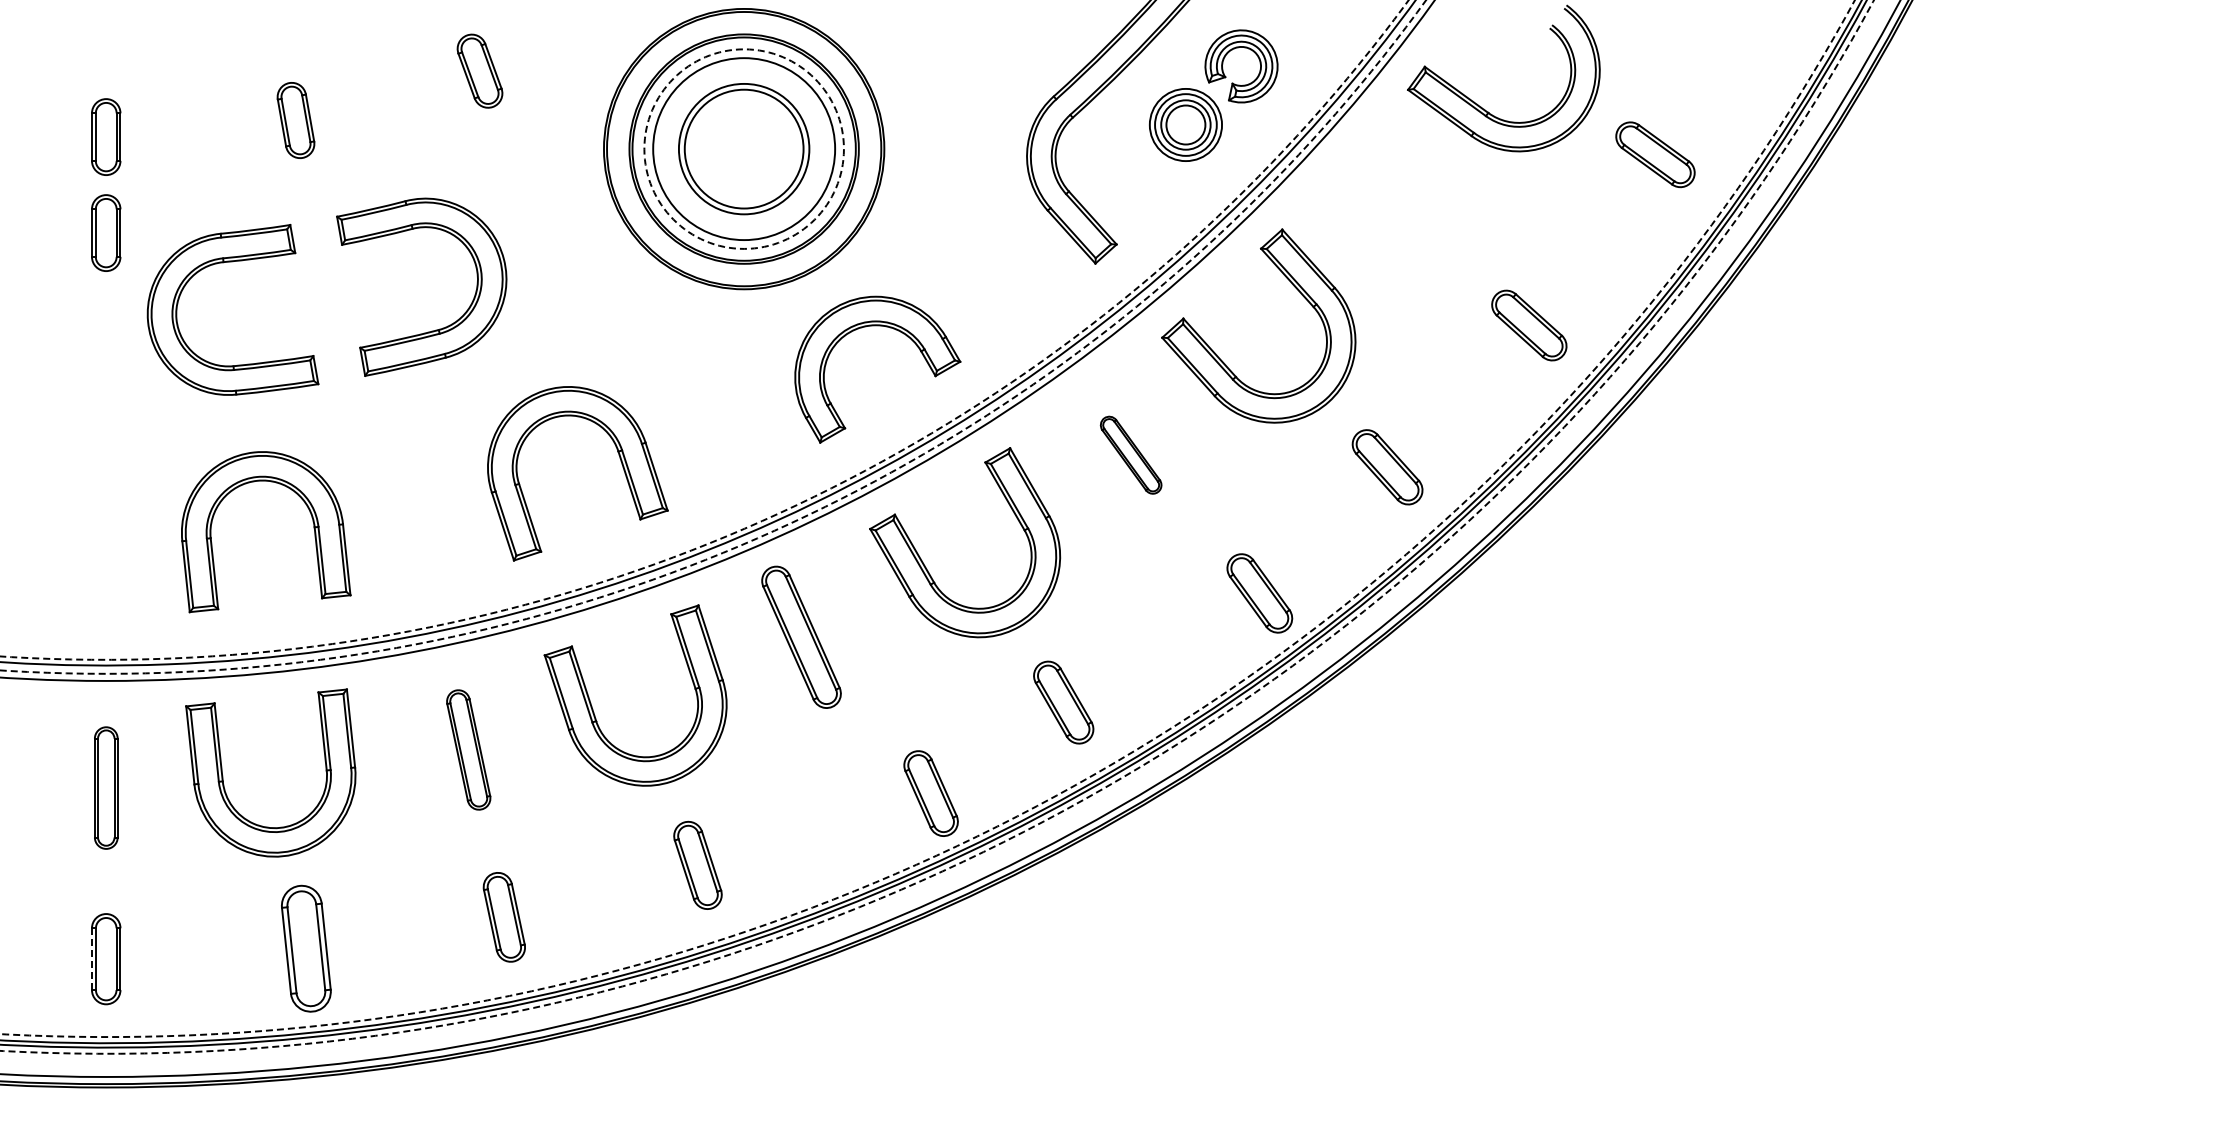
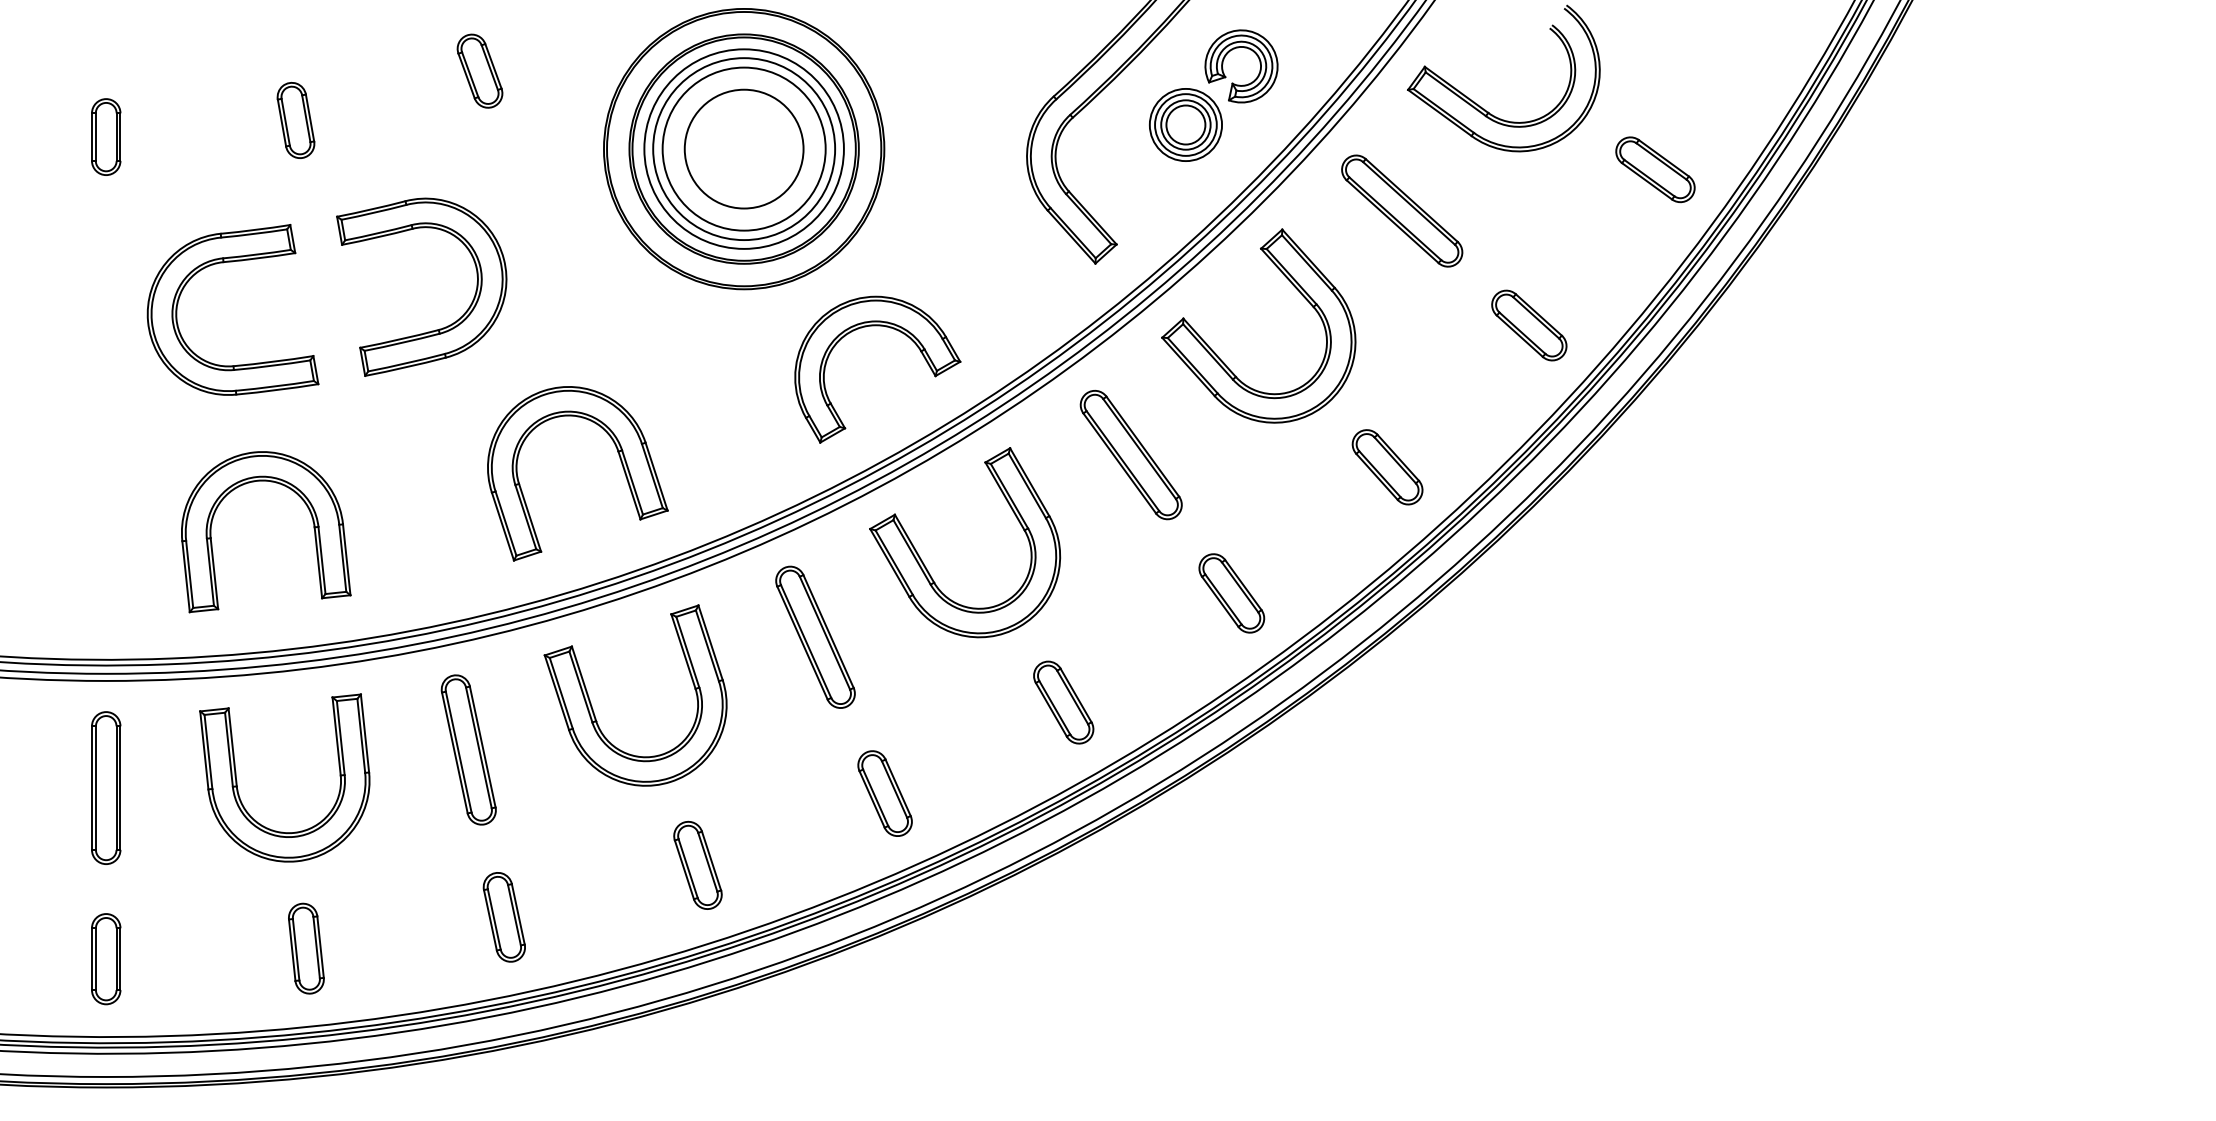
circle diameter: 130 px -> 163 px (743, 148)
circle: dashed -> solid (743, 148)
part position: (1655, 154) -> (1655, 169) (1655, 169)
part: none -> present (1402, 210)
part: present -> none (106, 232)
part size: 64x80 px -> 104x131 px (1130, 455)
arc: dashed -> solid (787, 509)
arc: dashed -> solid (801, 518)
part position: (1259, 593) -> (1231, 593) (1231, 593)
part position: (801, 636) -> (815, 636) (815, 636)
part size: 46x122 px -> 57x152 px (468, 749)
part position: (223, 775) -> (237, 780) (237, 780)
arc: dashed -> solid (1076, 784)
part size: 25x124 px -> 31x154 px (106, 787)
part position: (930, 793) -> (884, 793) (884, 793)
arc: dashed -> solid (1090, 795)
part size: 51x129 px -> 37x93 px (306, 948)
line: dashed -> solid (91, 959)
